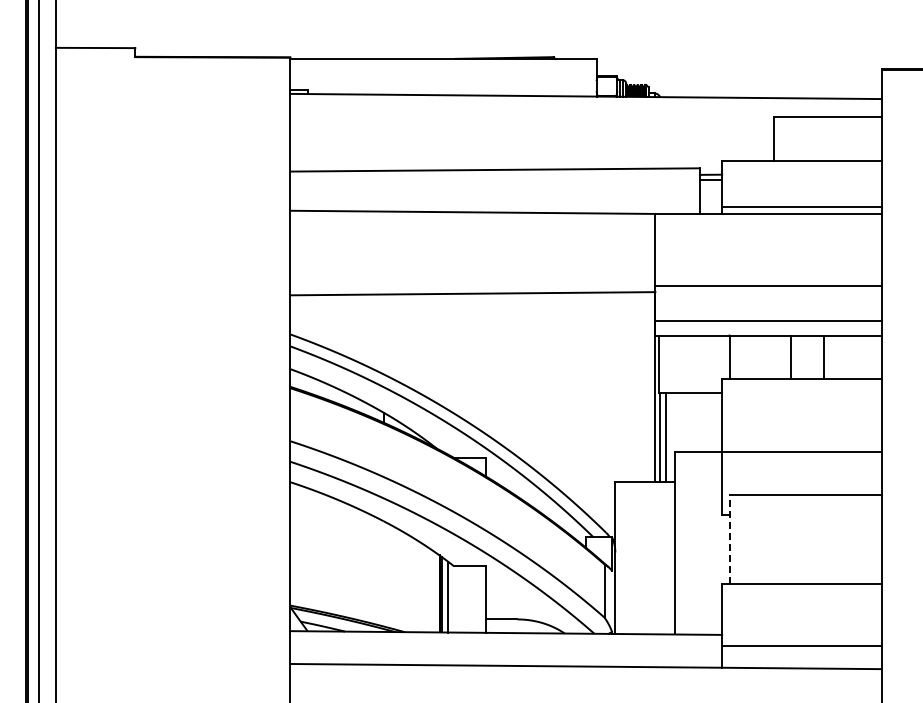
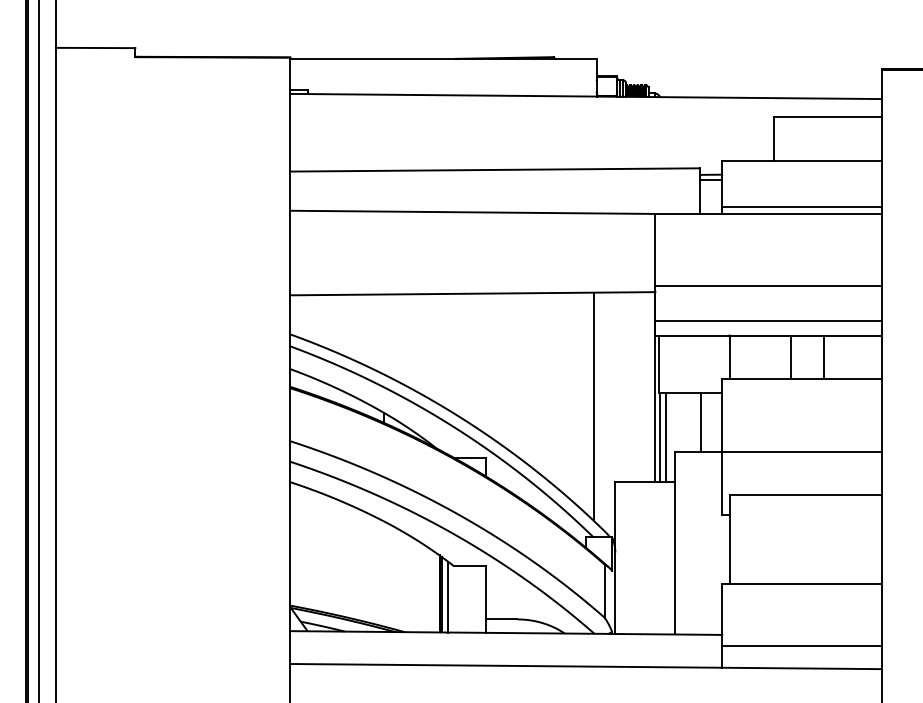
line: none -> present (593, 406)
line: none -> present (701, 422)
line: dashed -> solid (729, 538)
